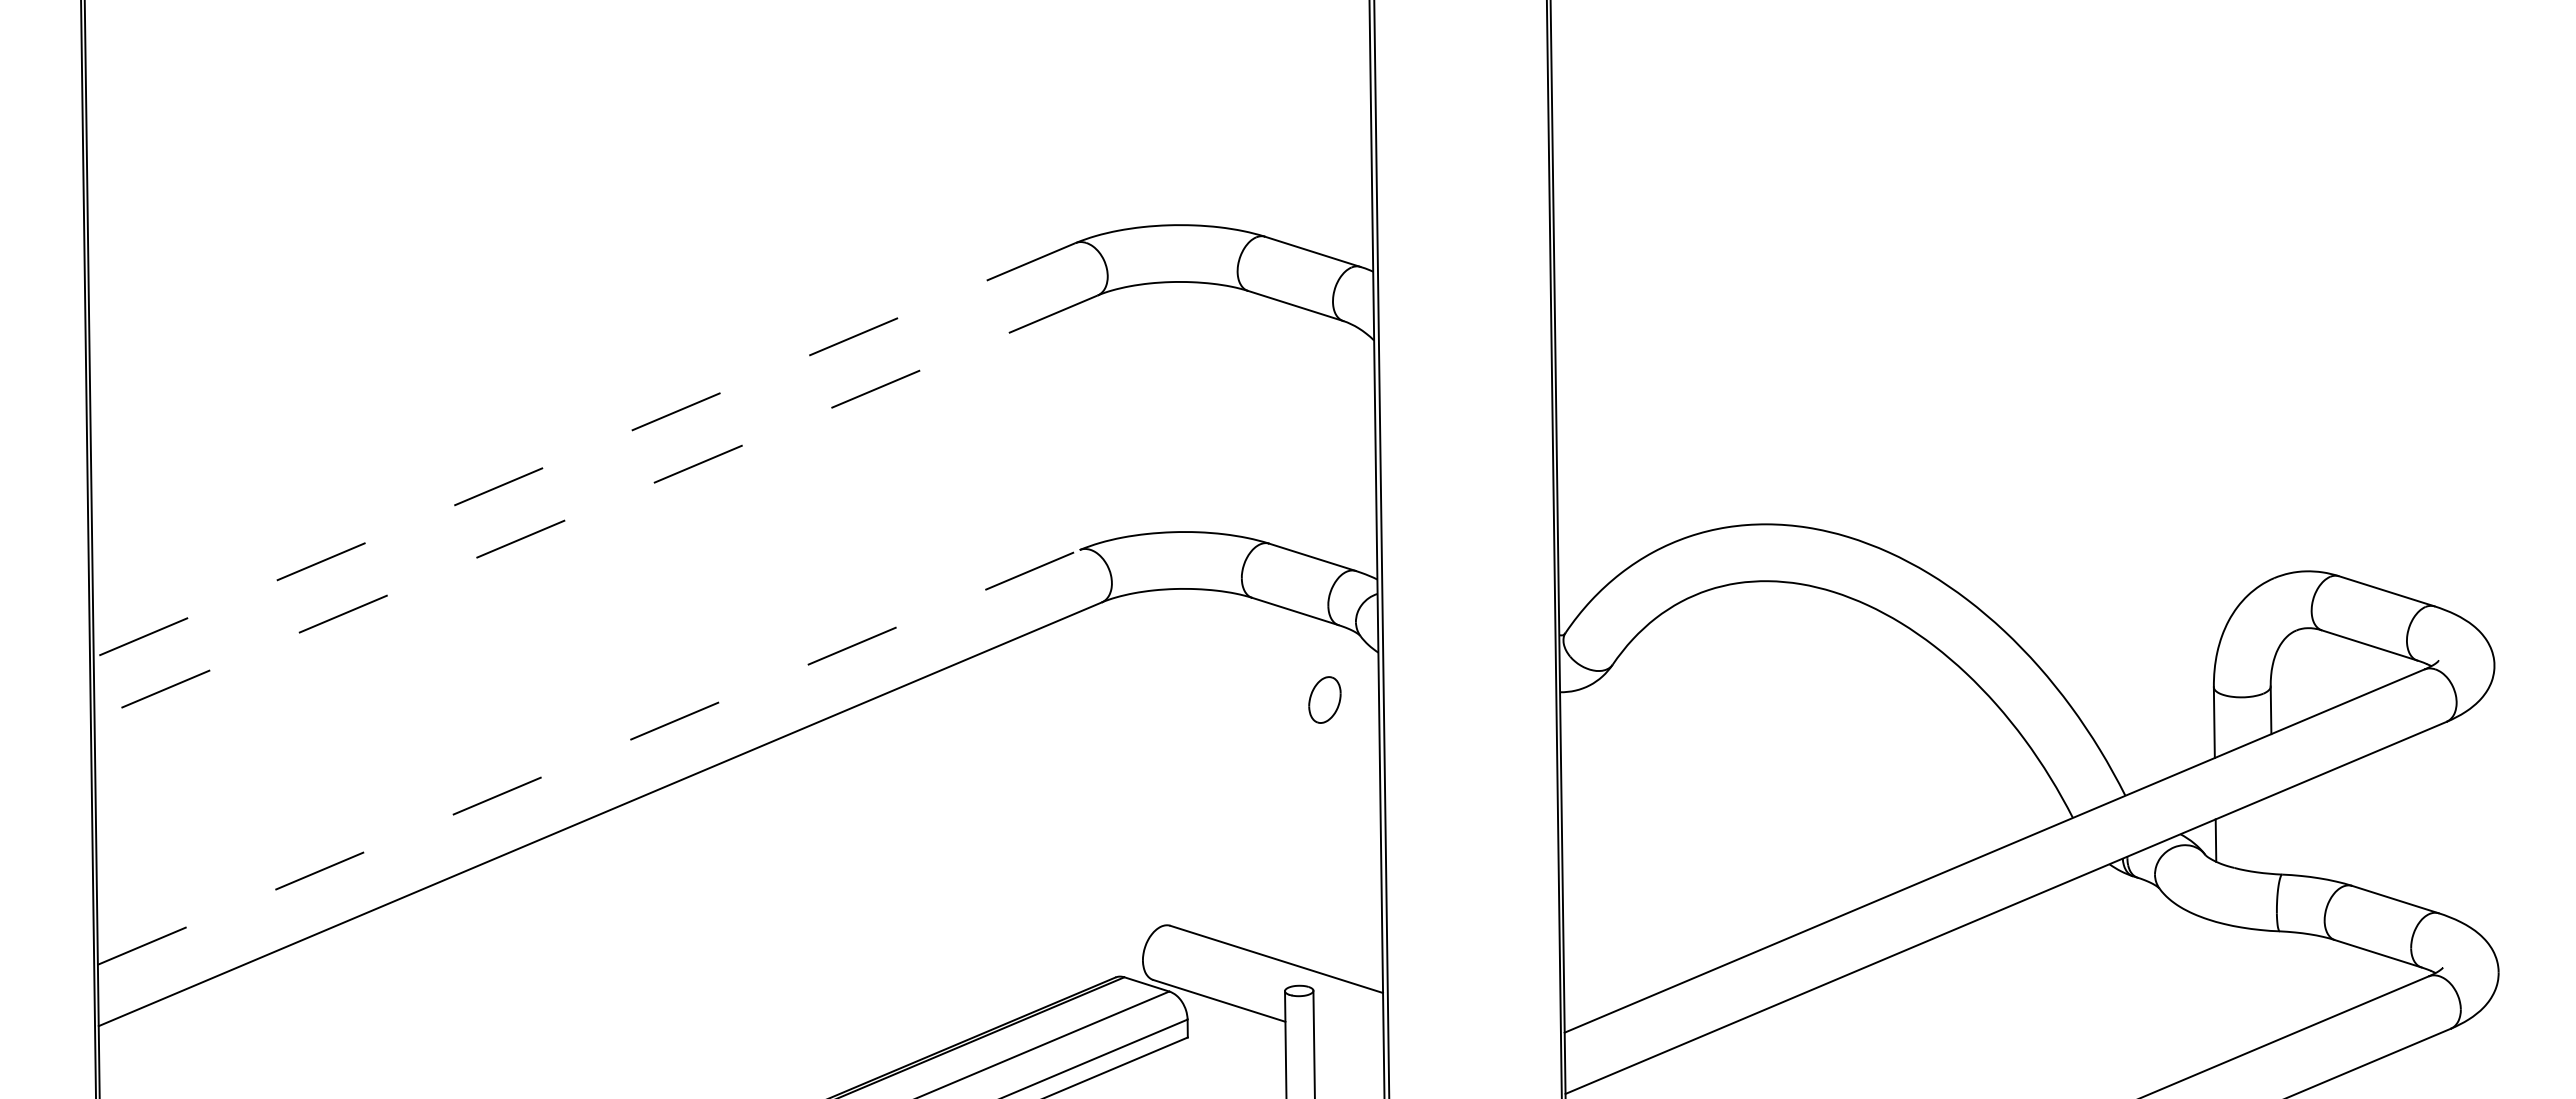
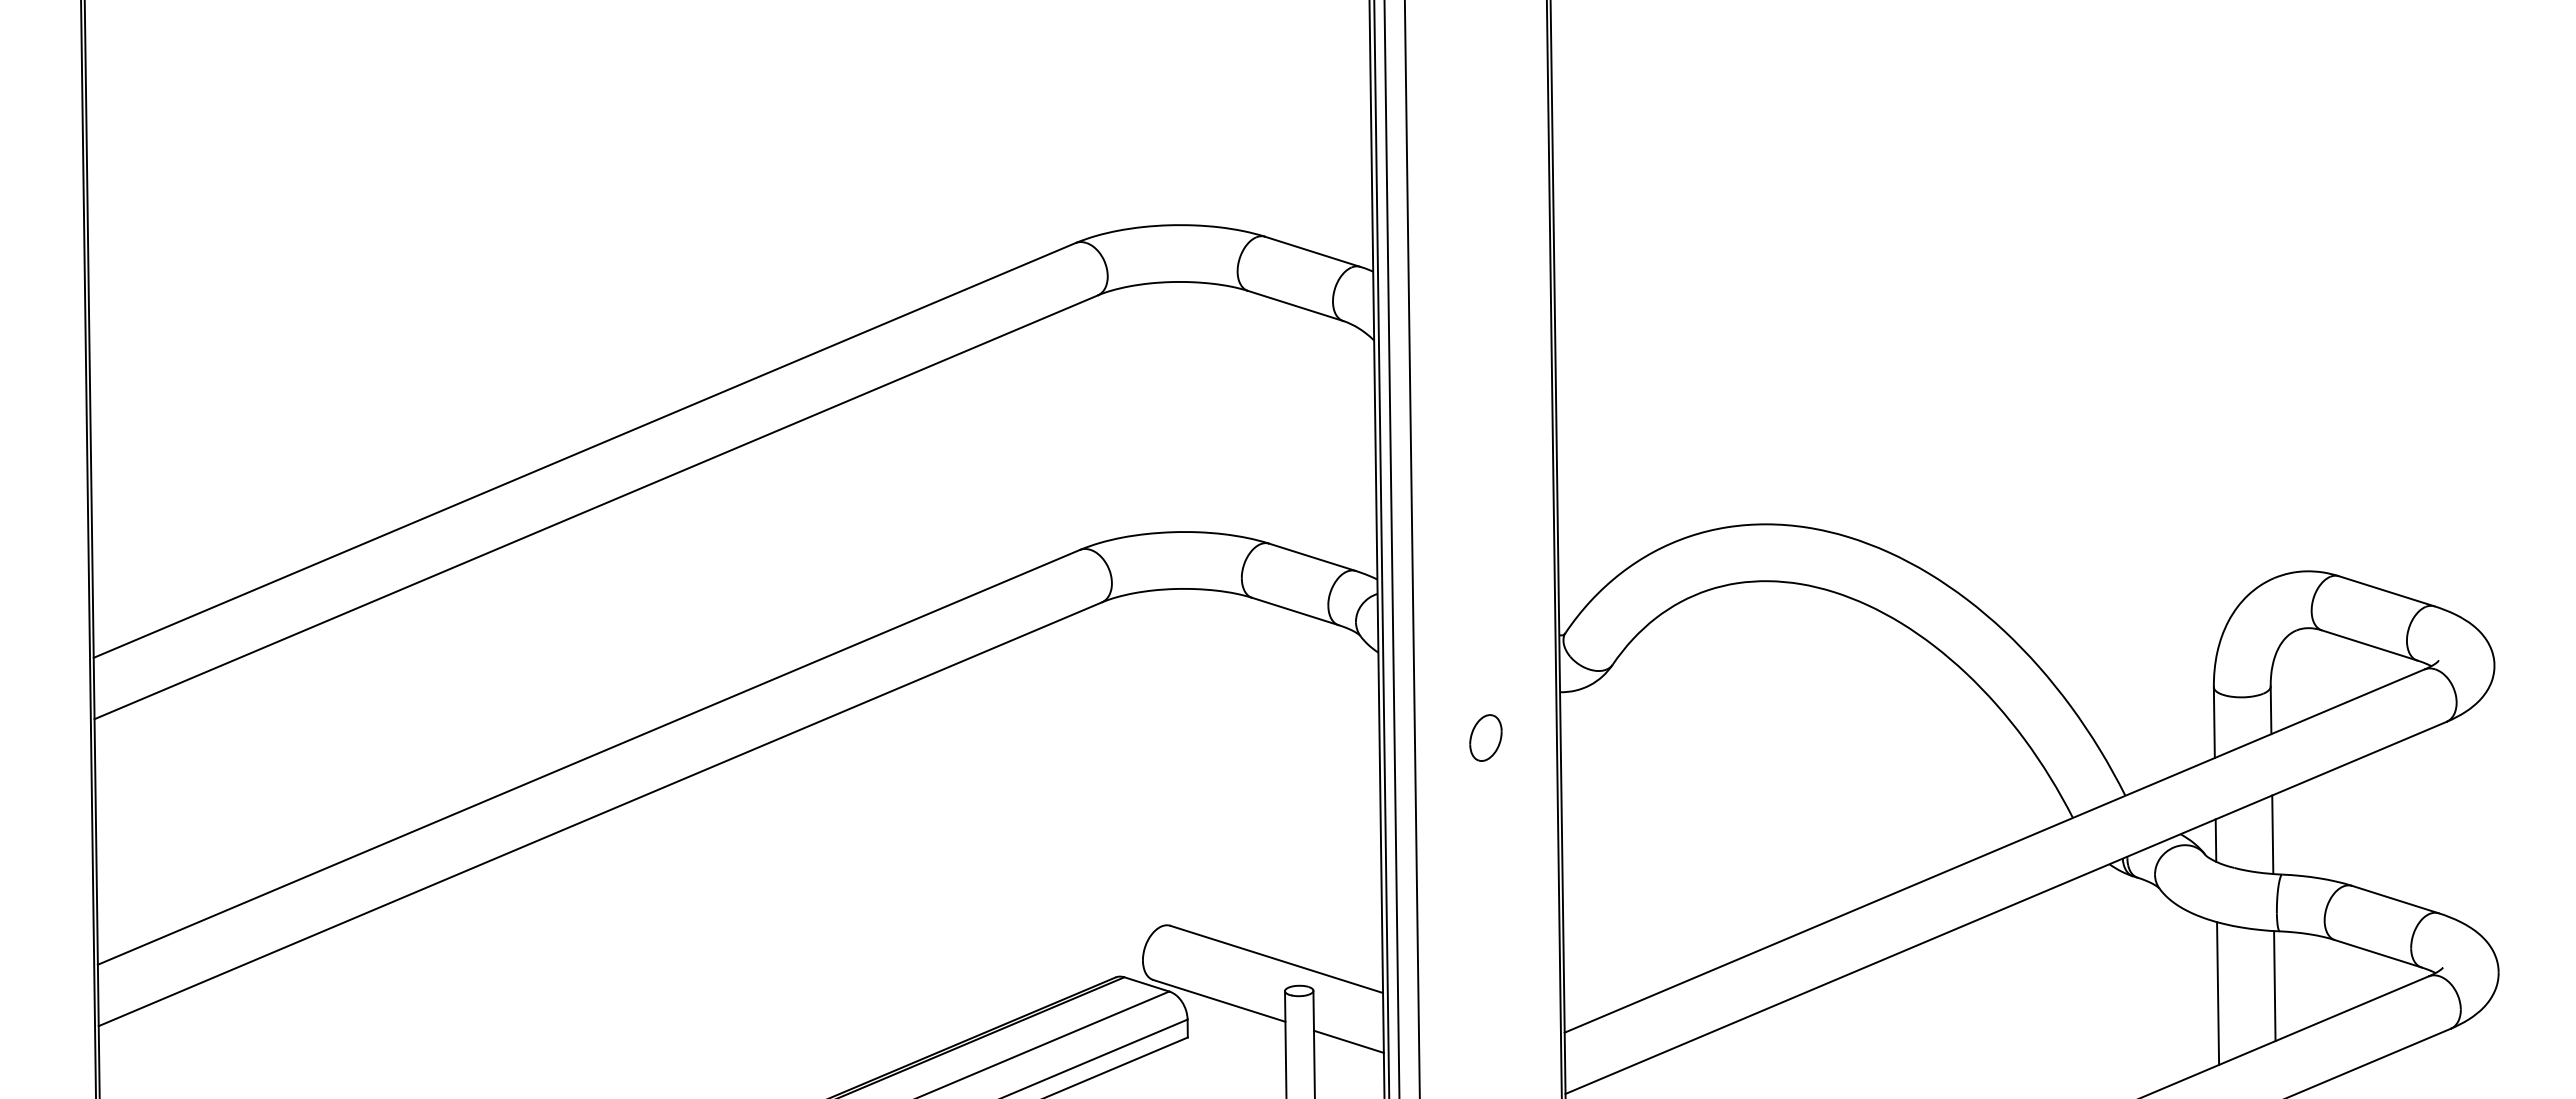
line: dashed -> solid (584, 450)
line: dashed -> solid (595, 507)
line: none -> present (1391, 548)
line: none -> present (1411, 548)
part position: (1324, 699) -> (1485, 737) (1485, 737)
line: dashed -> solid (588, 757)
line: none -> present (2272, 834)
line: none -> present (2274, 986)
line: none -> present (2218, 993)
line: none -> present (1348, 1041)
